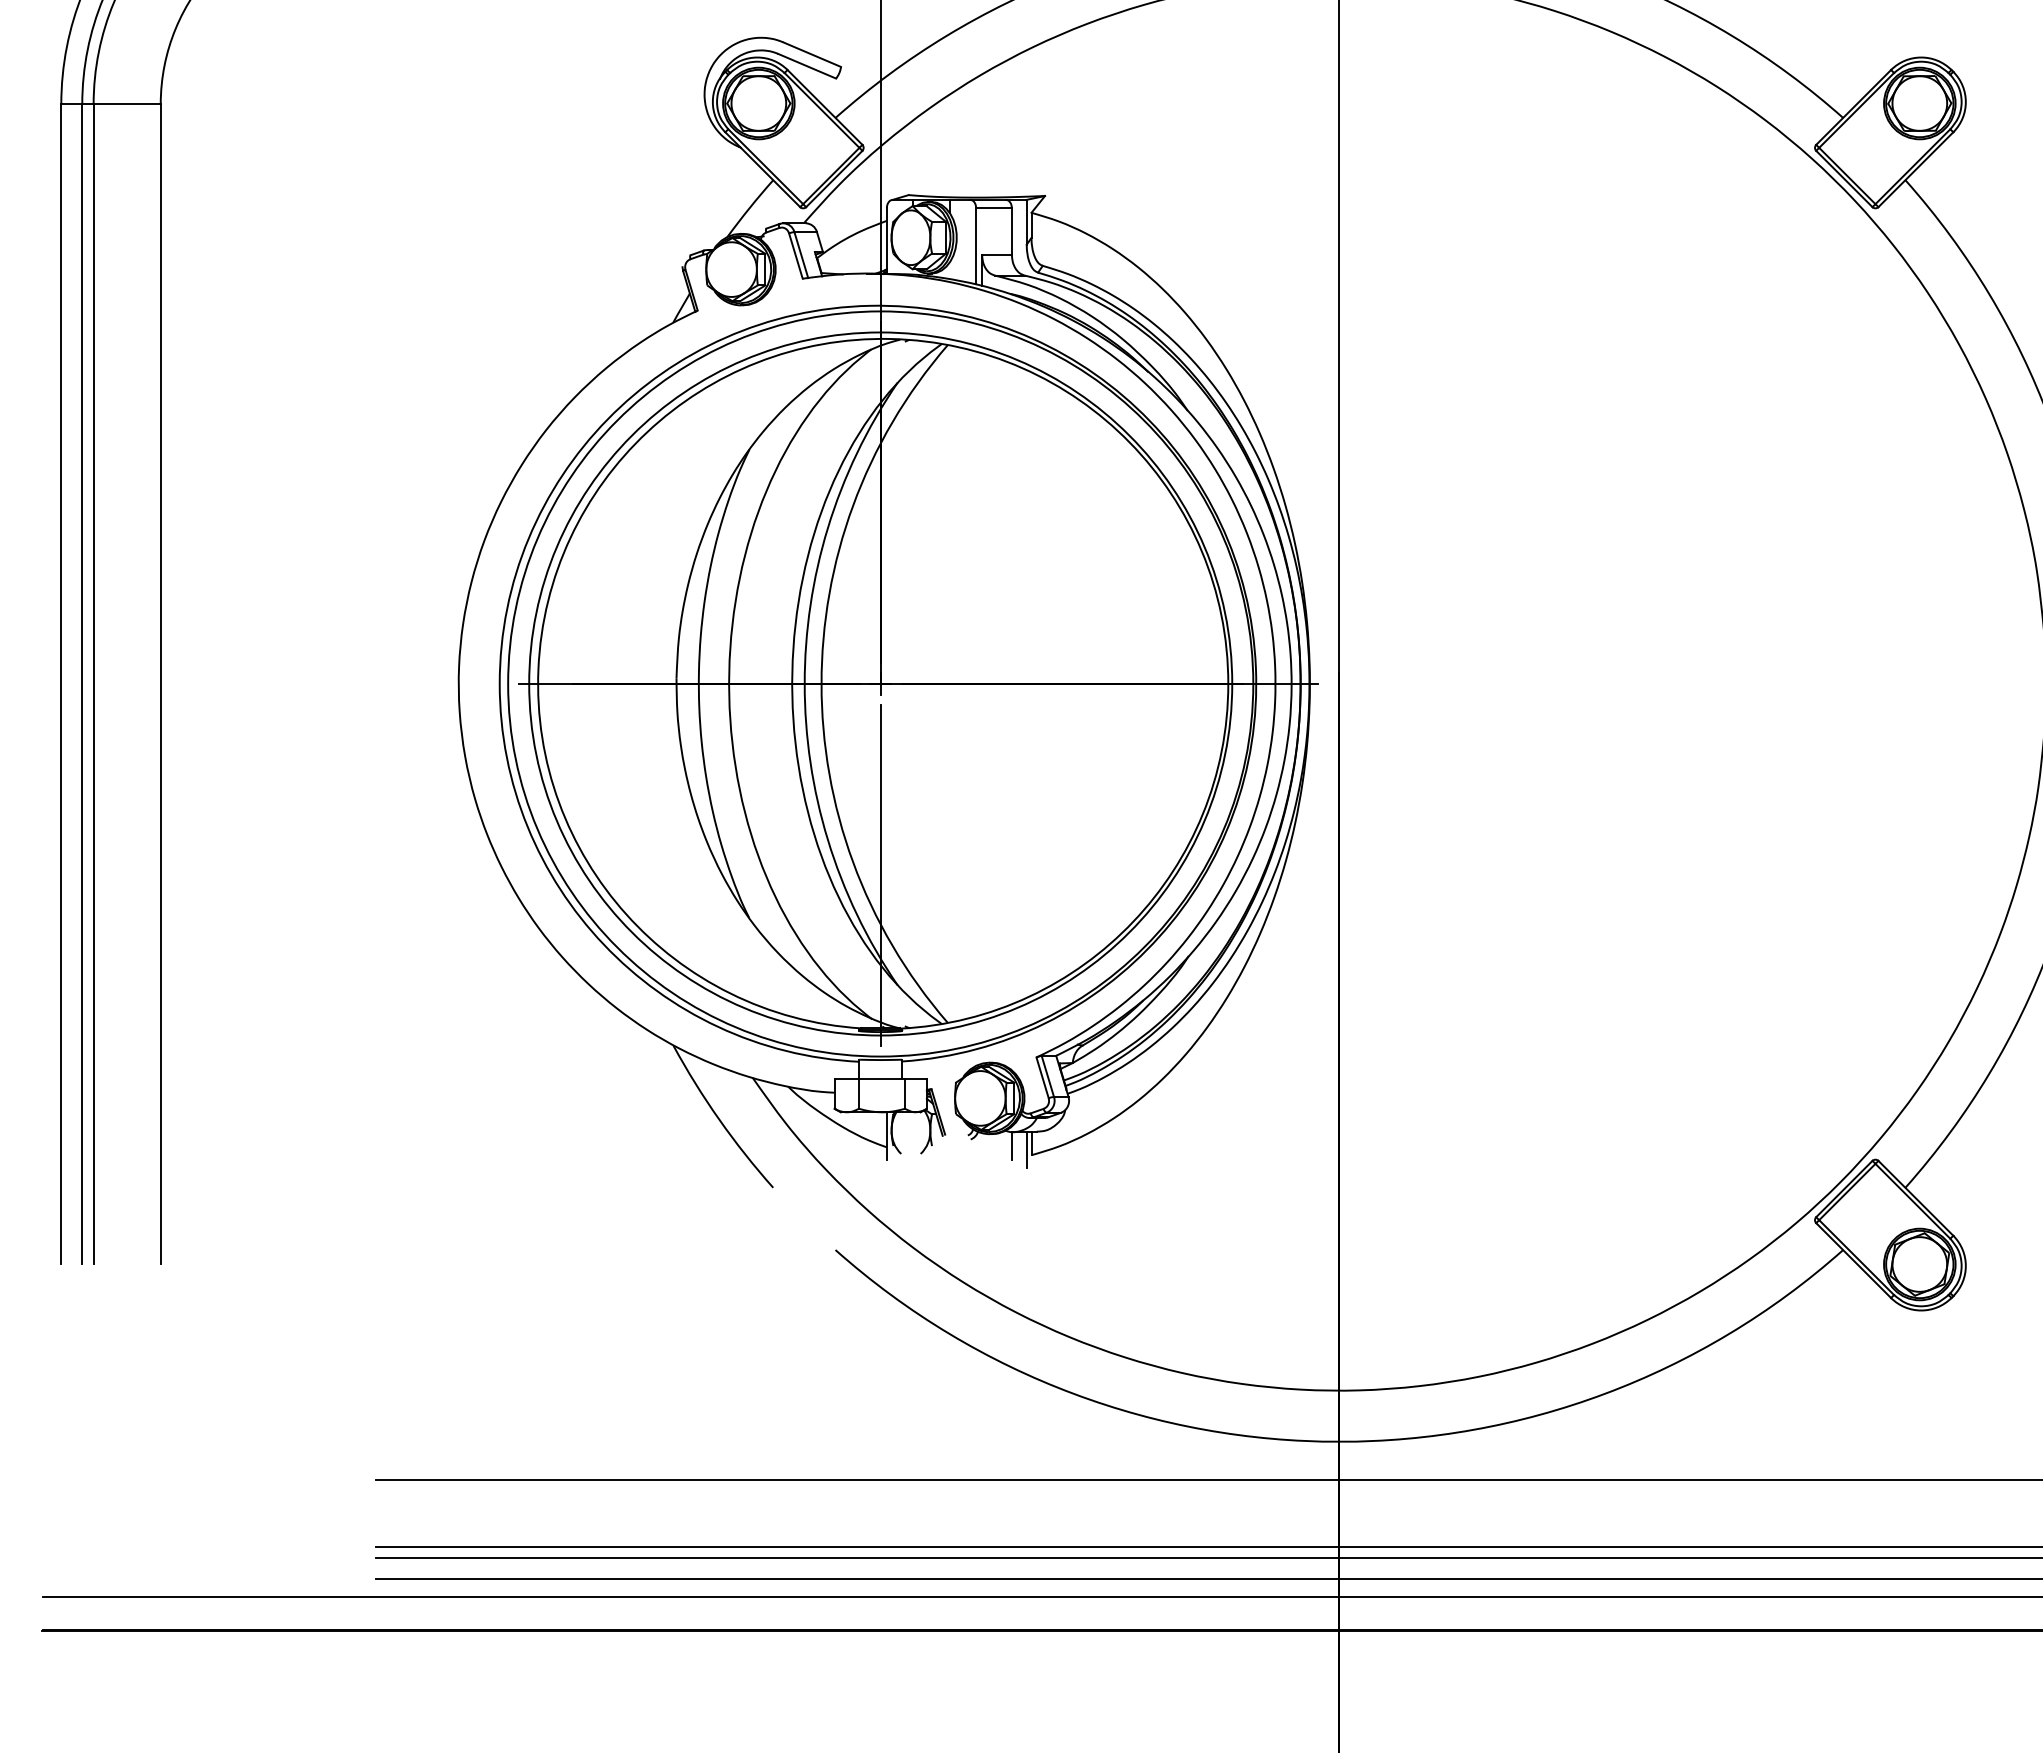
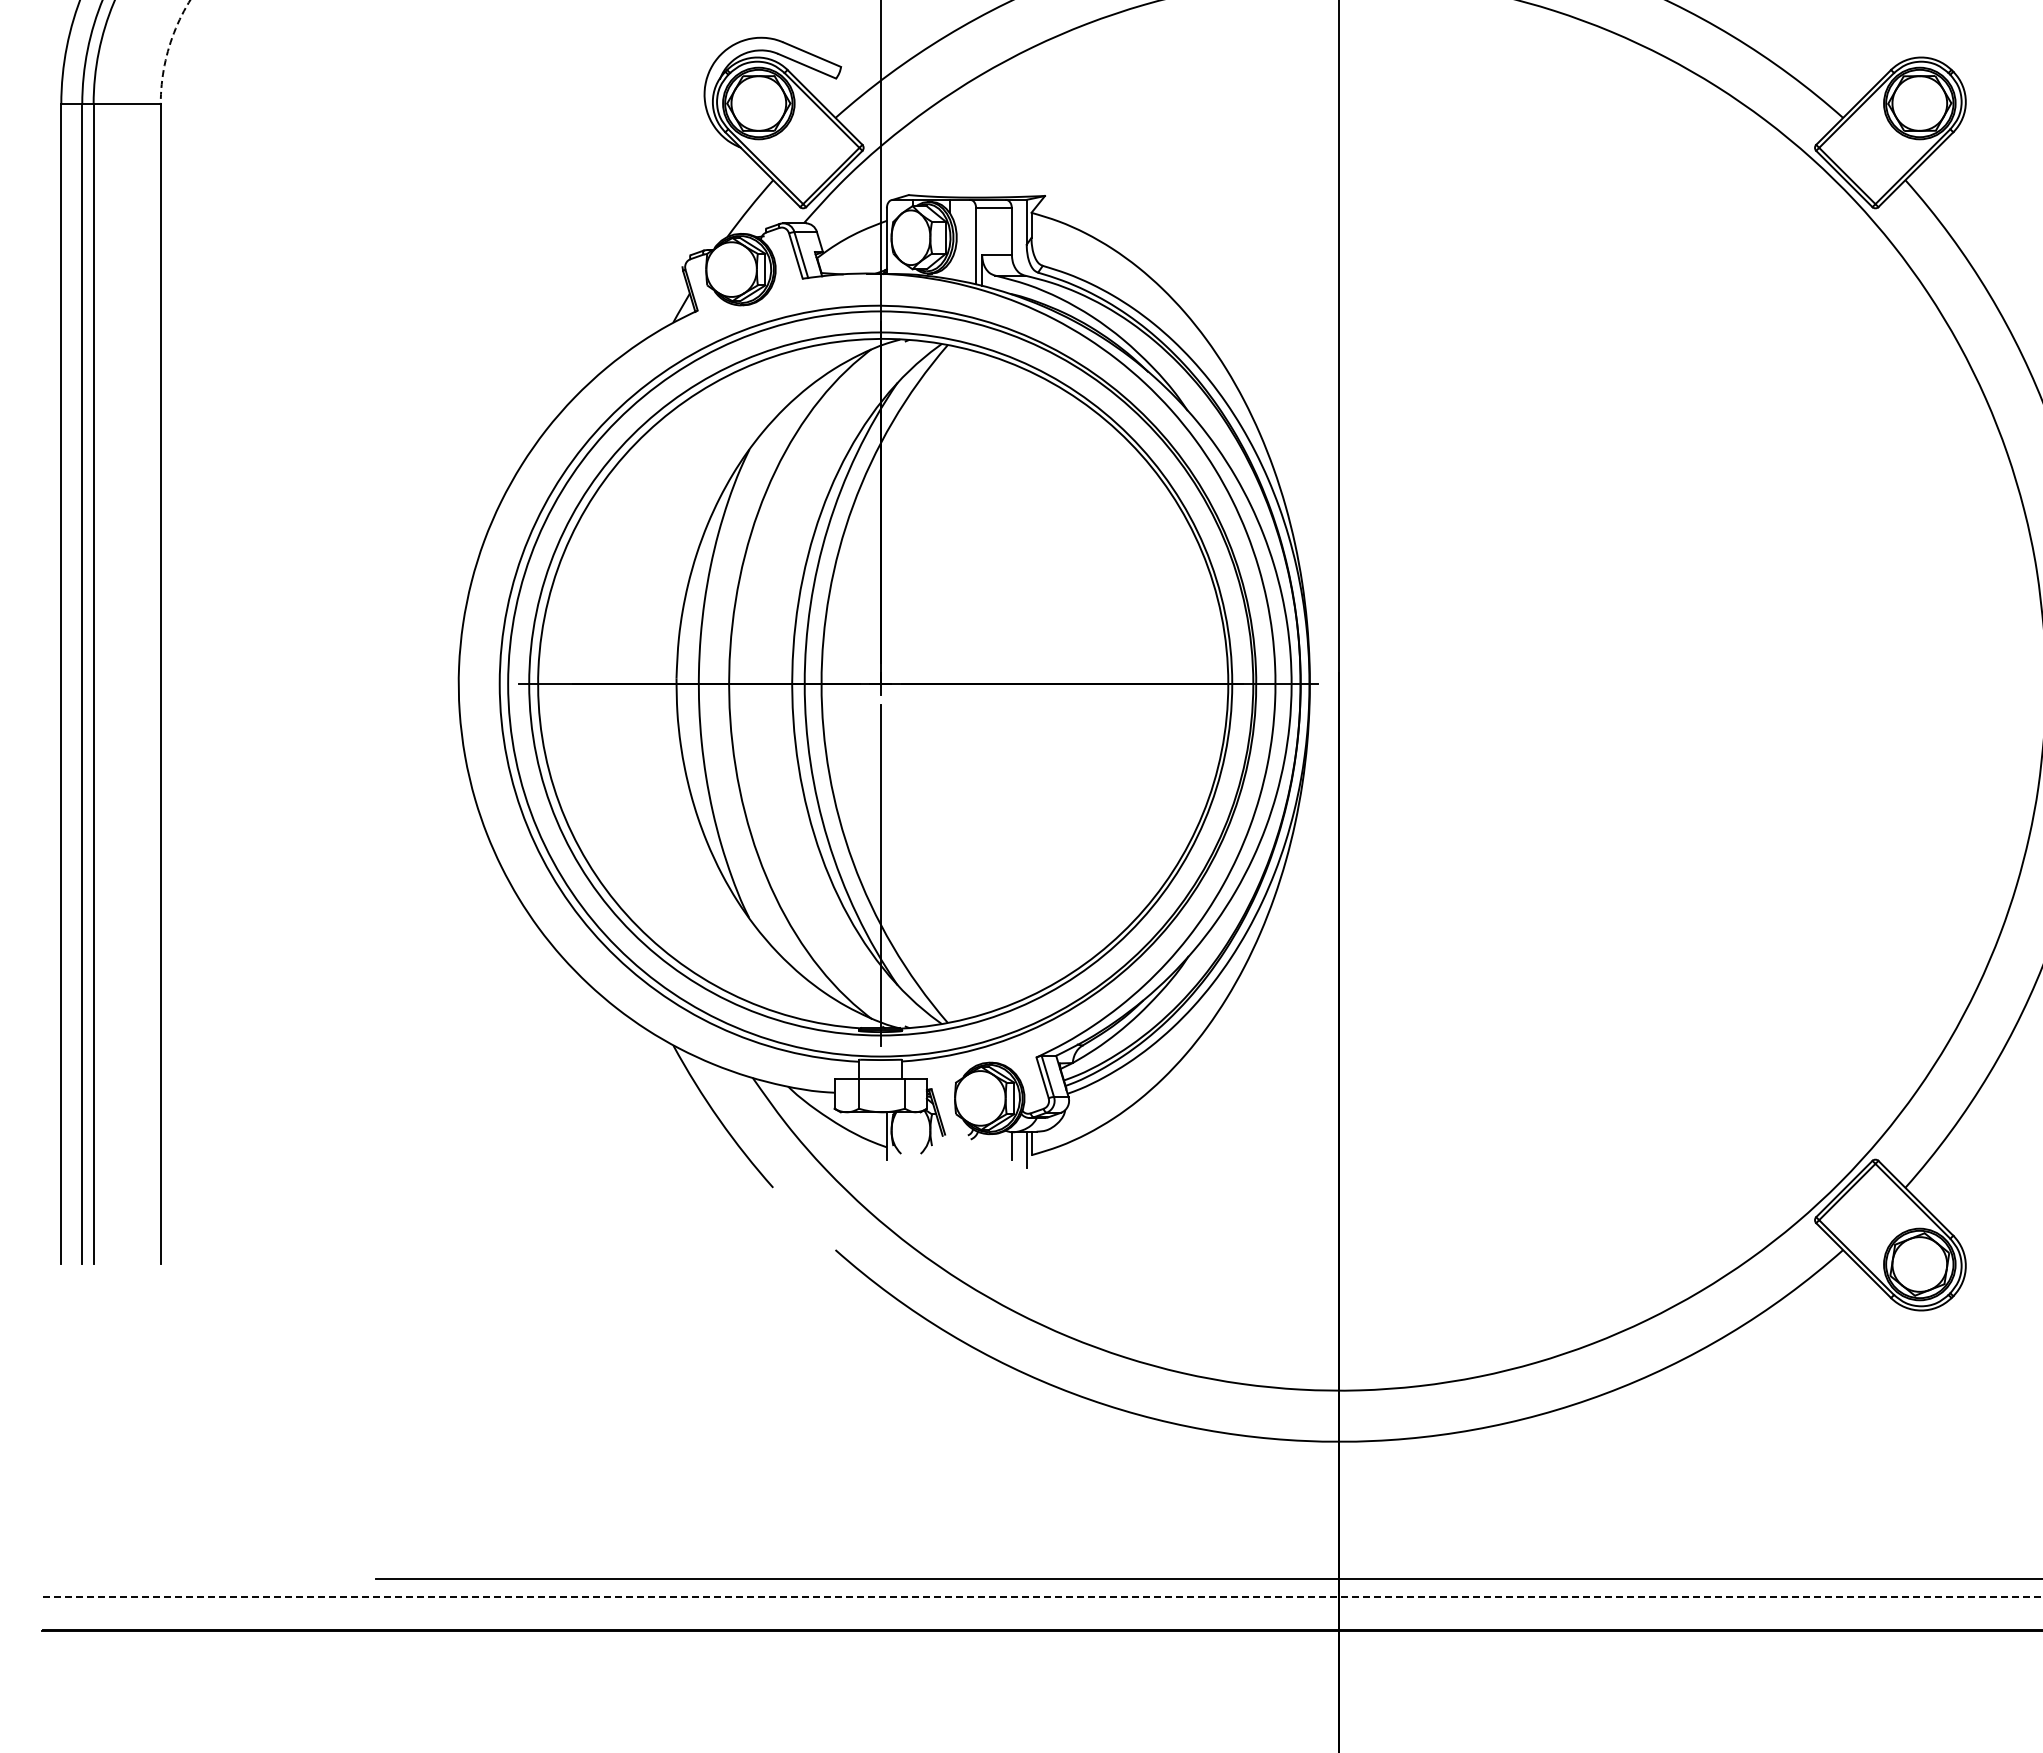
arc: solid -> dashed (168, 49)
line: present -> none (1207, 1479)
line: present -> none (1207, 1546)
line: present -> none (1207, 1558)
line: solid -> dashed (1042, 1597)
